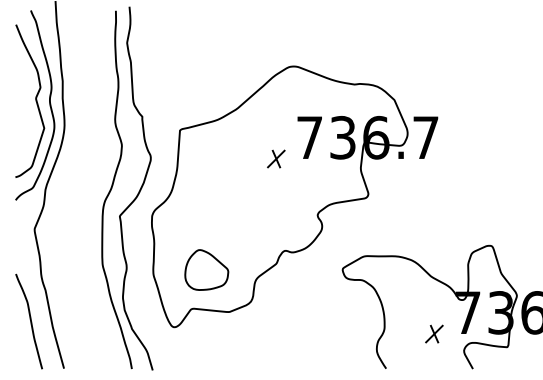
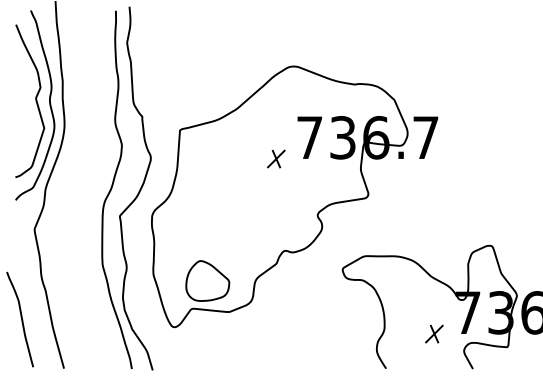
part position: (206, 269) -> (207, 280) (207, 280)
curve position: (30, 321) -> (21, 319) (21, 319)
